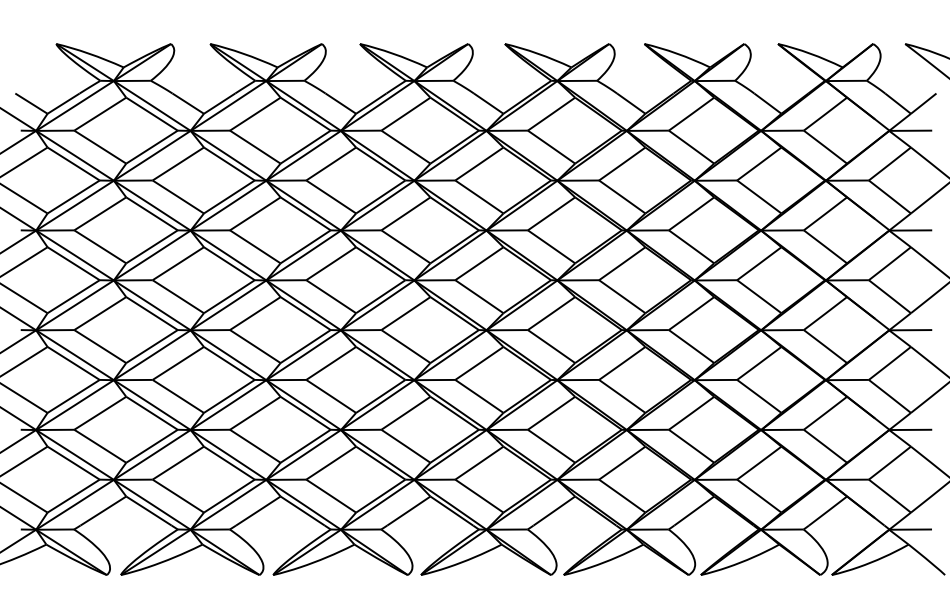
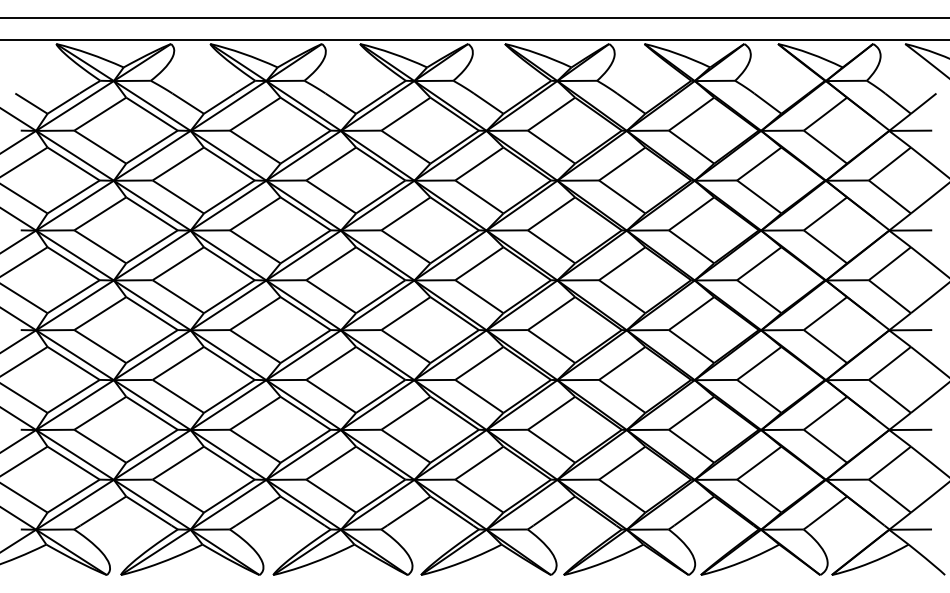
line: none -> present (474, 17)
line: none -> present (474, 39)
